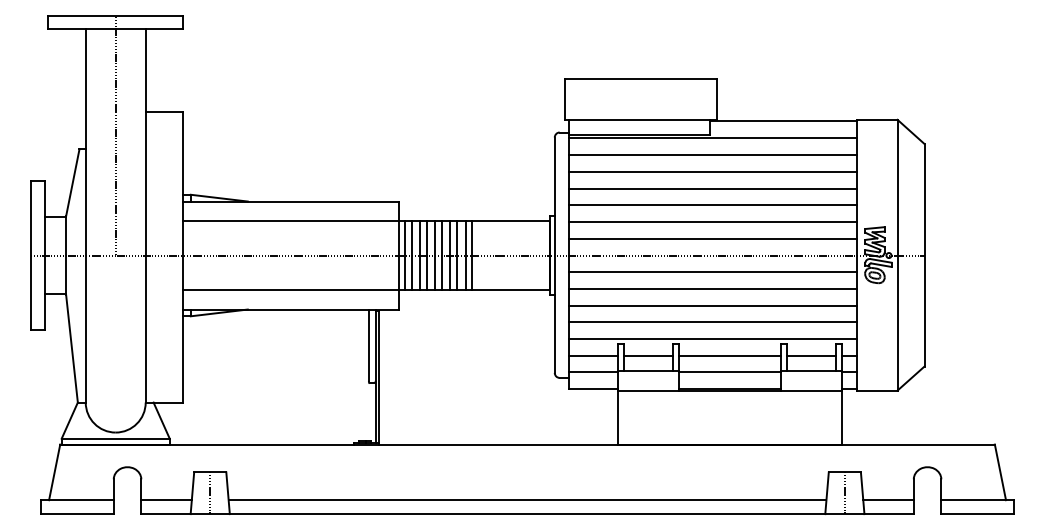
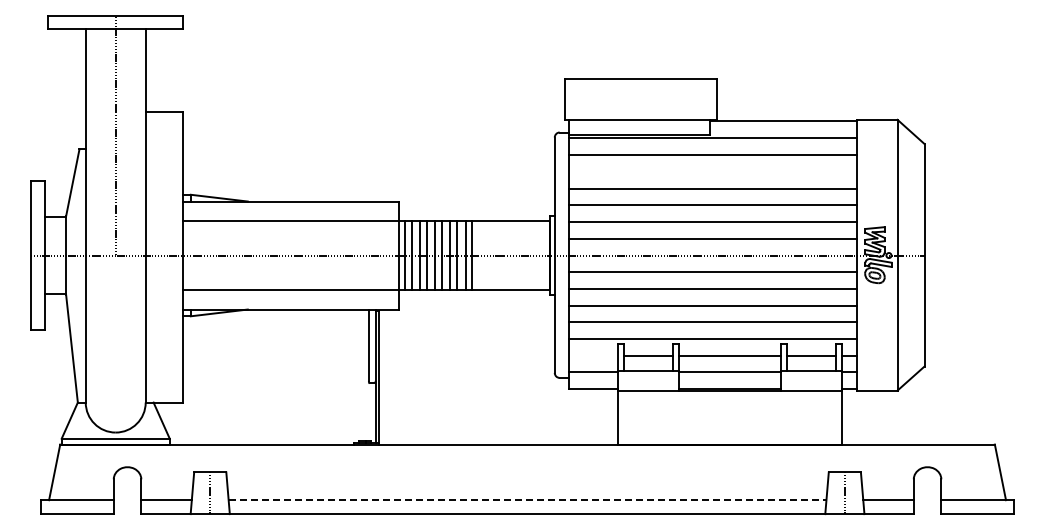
line: present -> none (713, 171)
line: present -> none (593, 355)
line: solid -> dashed (527, 500)
